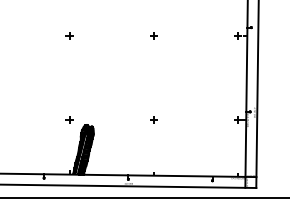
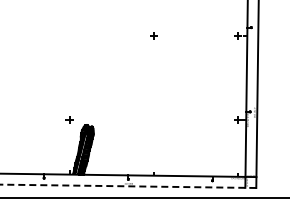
part: present -> none (69, 35)
part: present -> none (153, 119)
line: solid -> dashed (128, 186)
